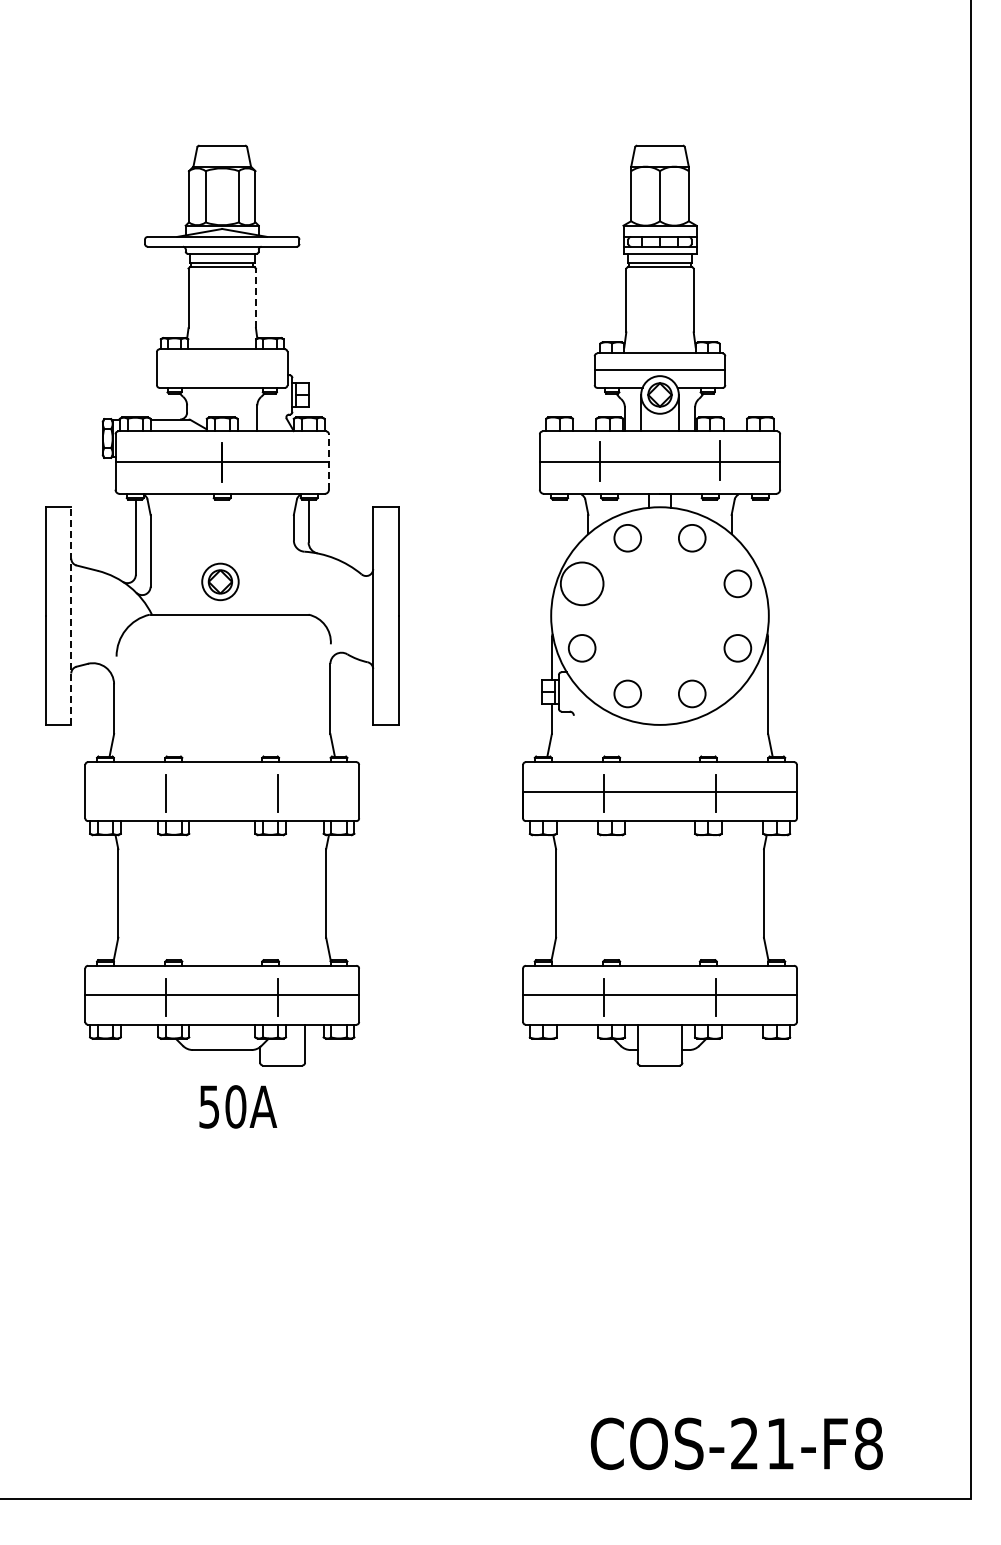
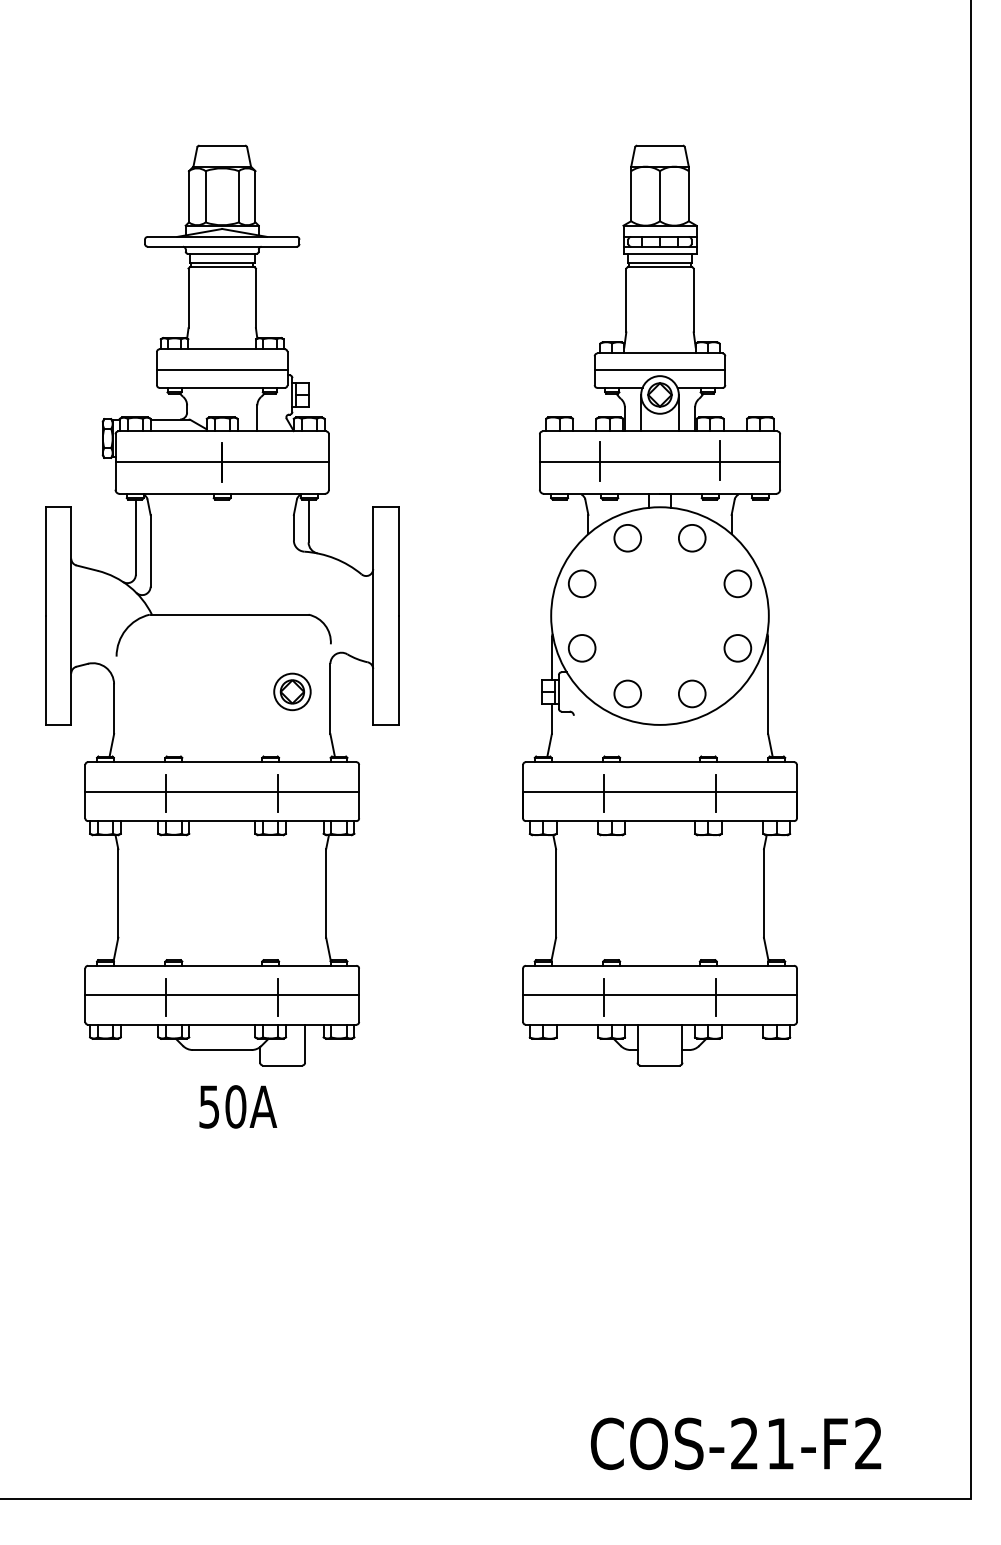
line: dashed -> solid (255, 298)
line: none -> present (221, 370)
line: dashed -> solid (328, 462)
part position: (220, 581) -> (292, 691) (292, 691)
circle diameter: 43 px -> 27 px (581, 583)
line: dashed -> solid (71, 616)
line: none -> present (222, 791)
text: COS-21-F8 -> COS-21-F2 (868, 1443)
